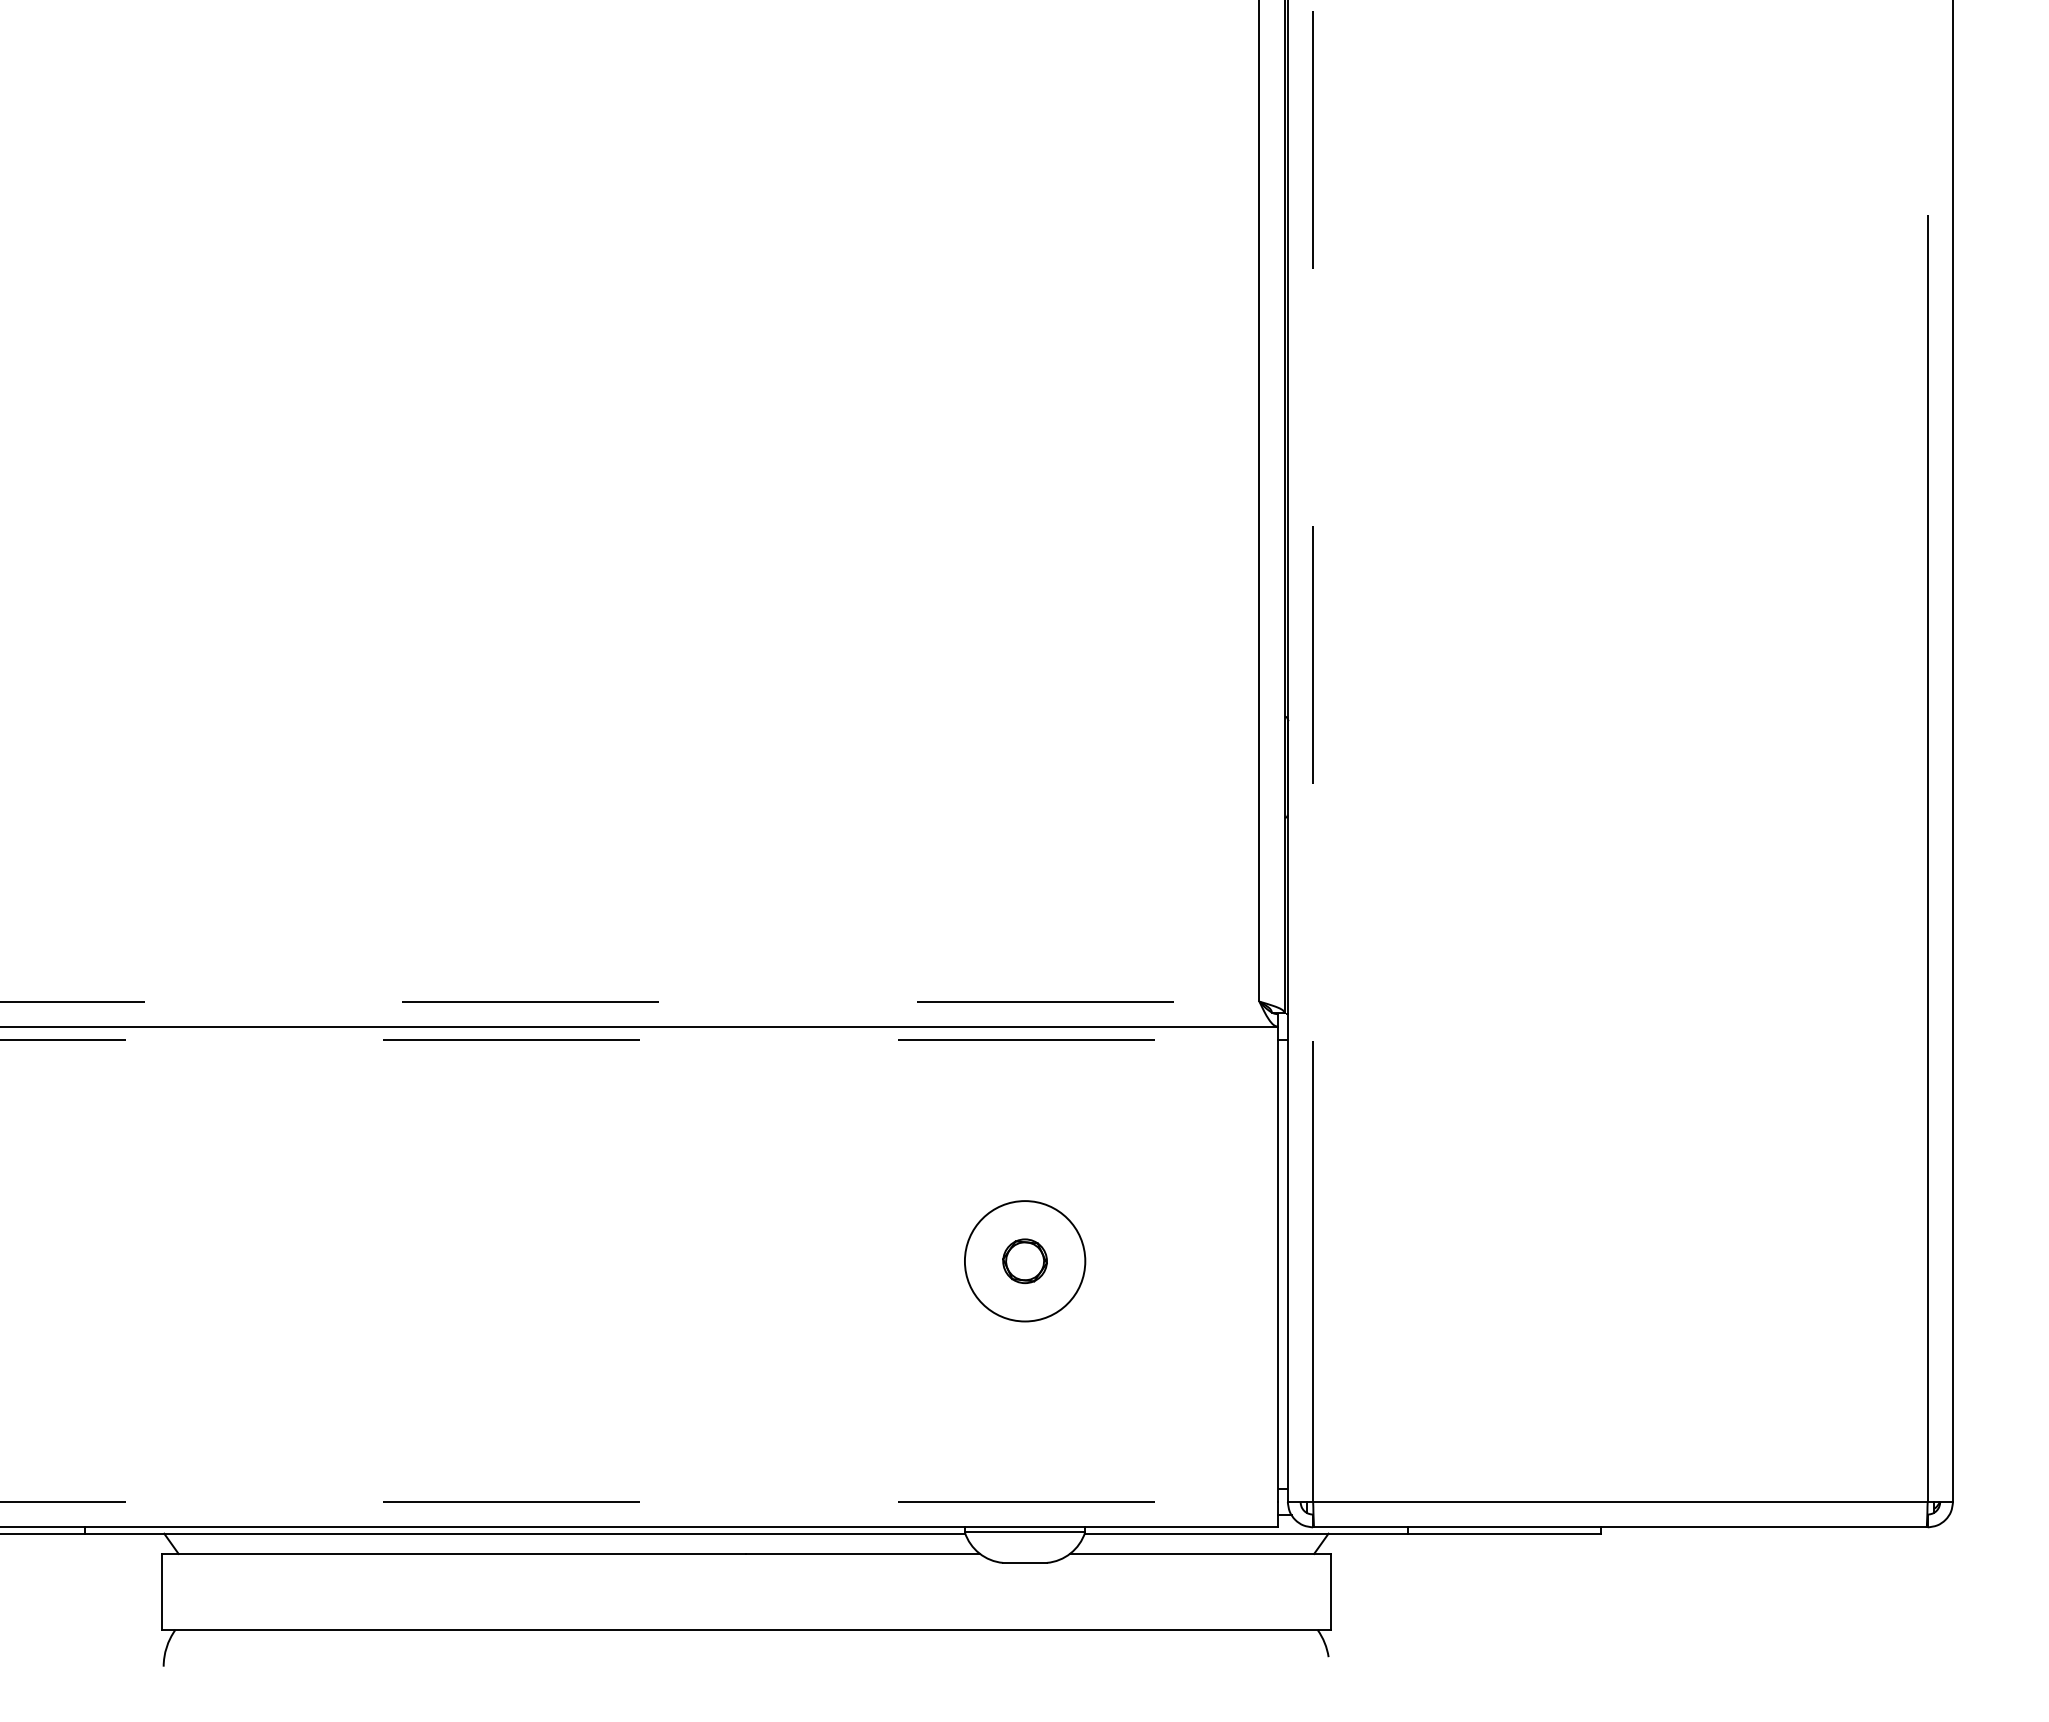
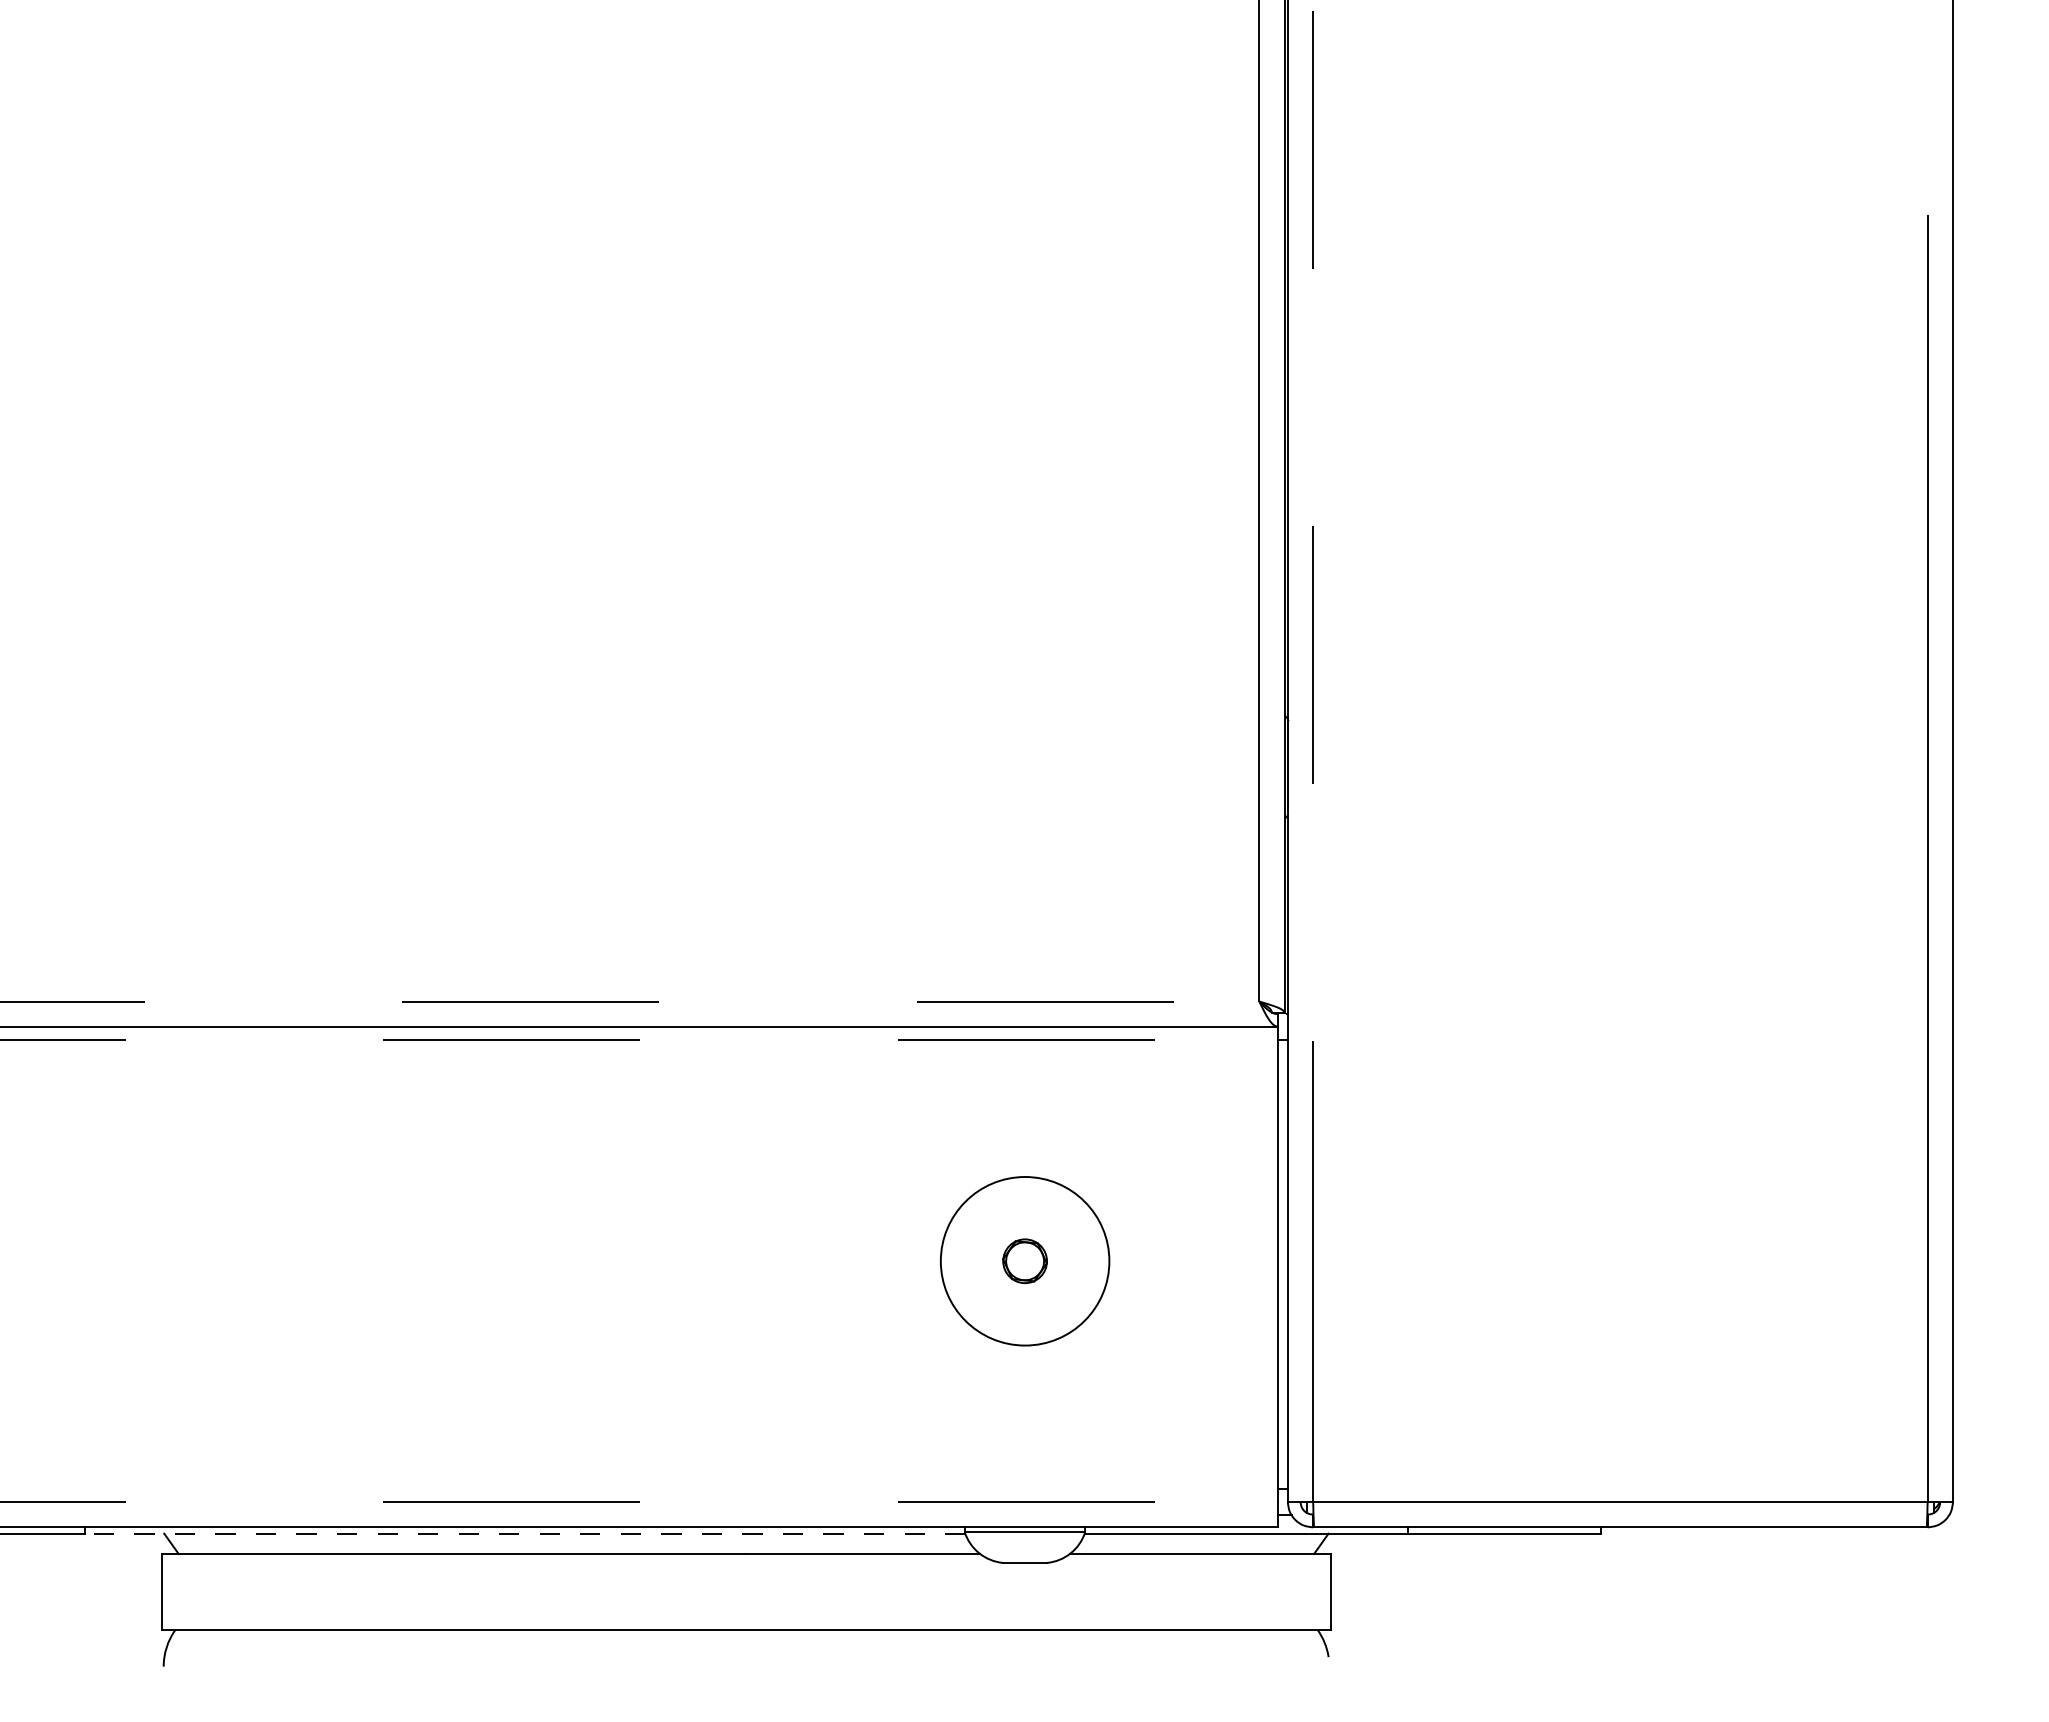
circle diameter: 120 px -> 169 px (1024, 1261)
line: solid -> dashed (524, 1533)
